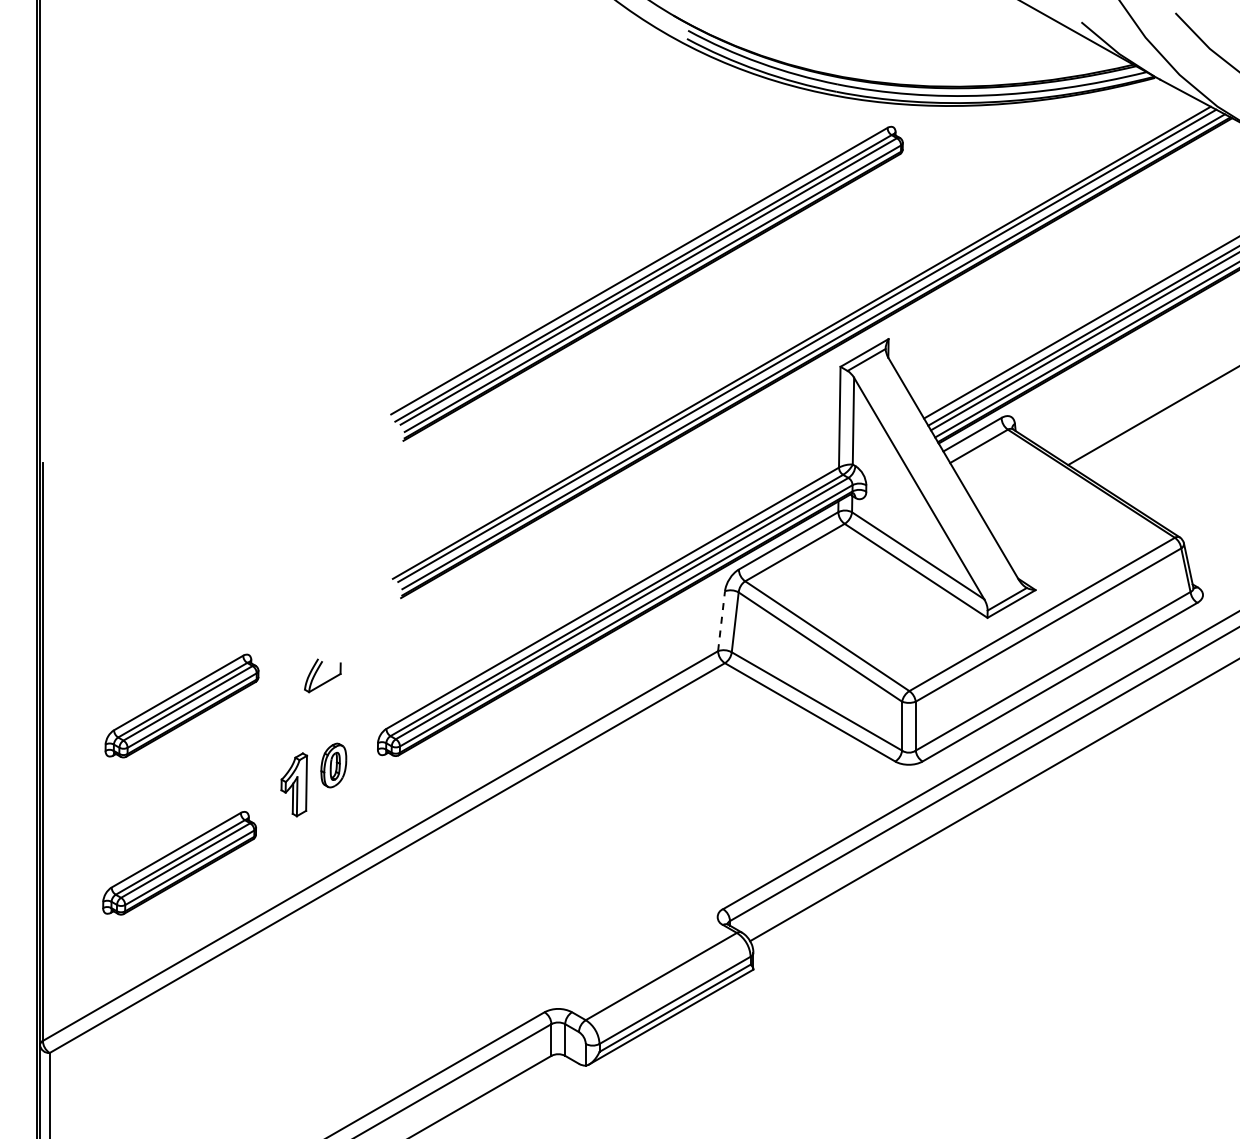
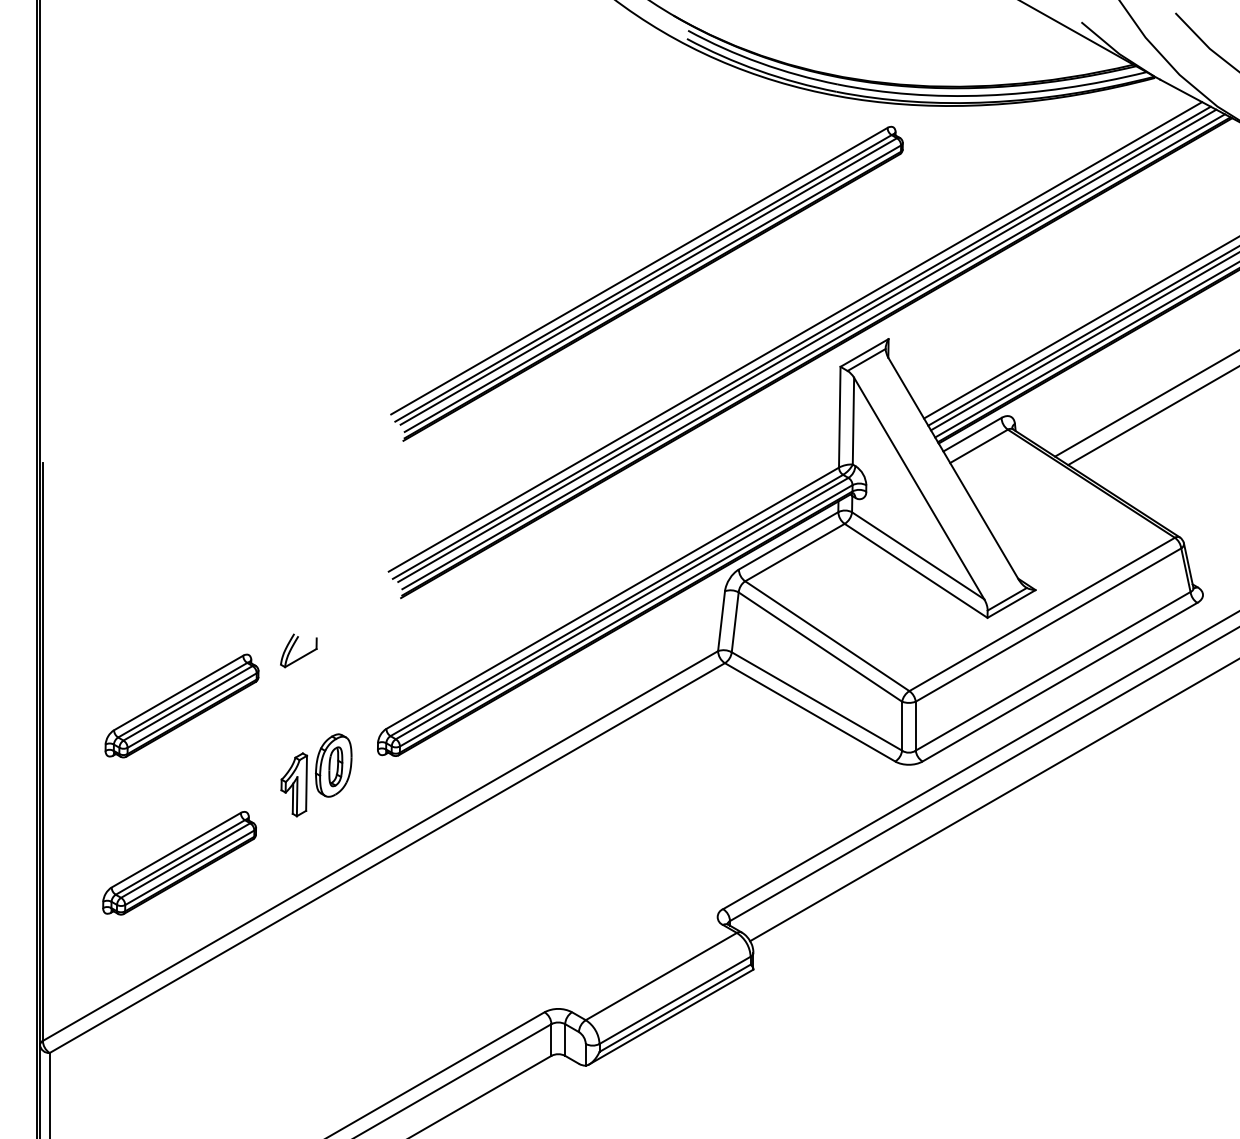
line: none -> present (795, 336)
line: none -> present (1145, 404)
line: dashed -> solid (721, 620)
part position: (316, 673) -> (292, 648) (292, 648)
part size: 28x47 px -> 38x65 px (333, 765)
